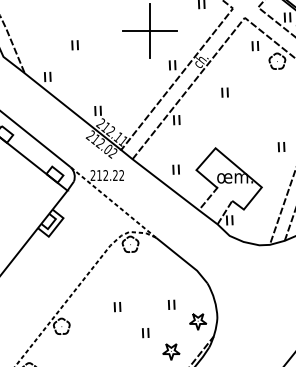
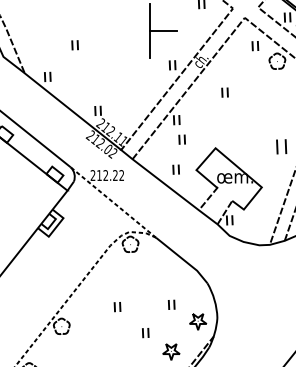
line: present -> none (136, 31)
part: none -> present (181, 139)
part size: 9x11 px -> 12x16 px (281, 146)
